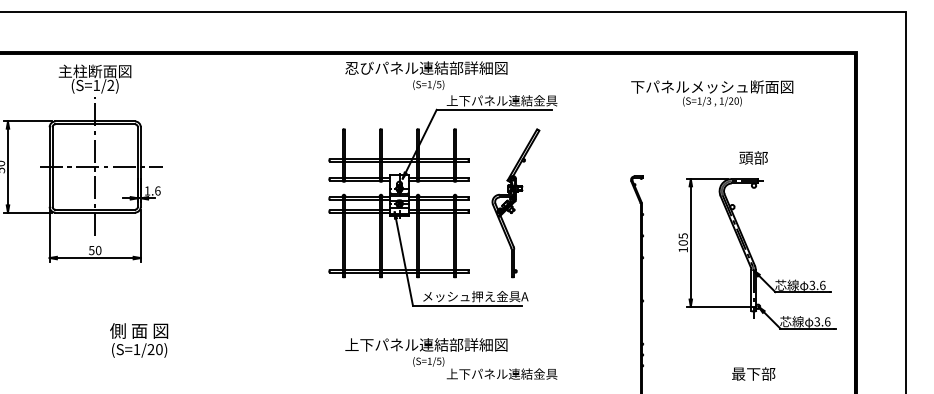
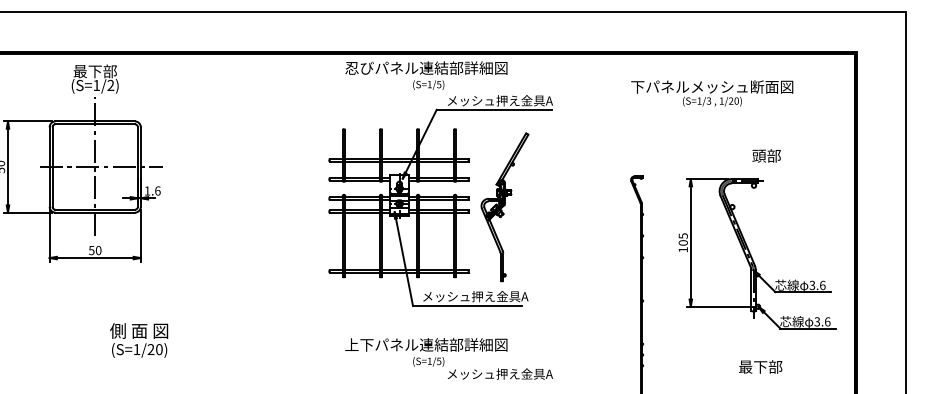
text: 主柱断面図 -> 最下部 (94, 71)
text: 上下パネル連結金具 -> メッシュ押え金具A (501, 100)
text position: (753, 157) -> (766, 155) (766, 155)
part position: (515, 203) -> (504, 207) (504, 207)
text: 上下パネル連結金具 -> メッシュ押え金具A (501, 373)
text position: (753, 373) -> (760, 366) (760, 366)
